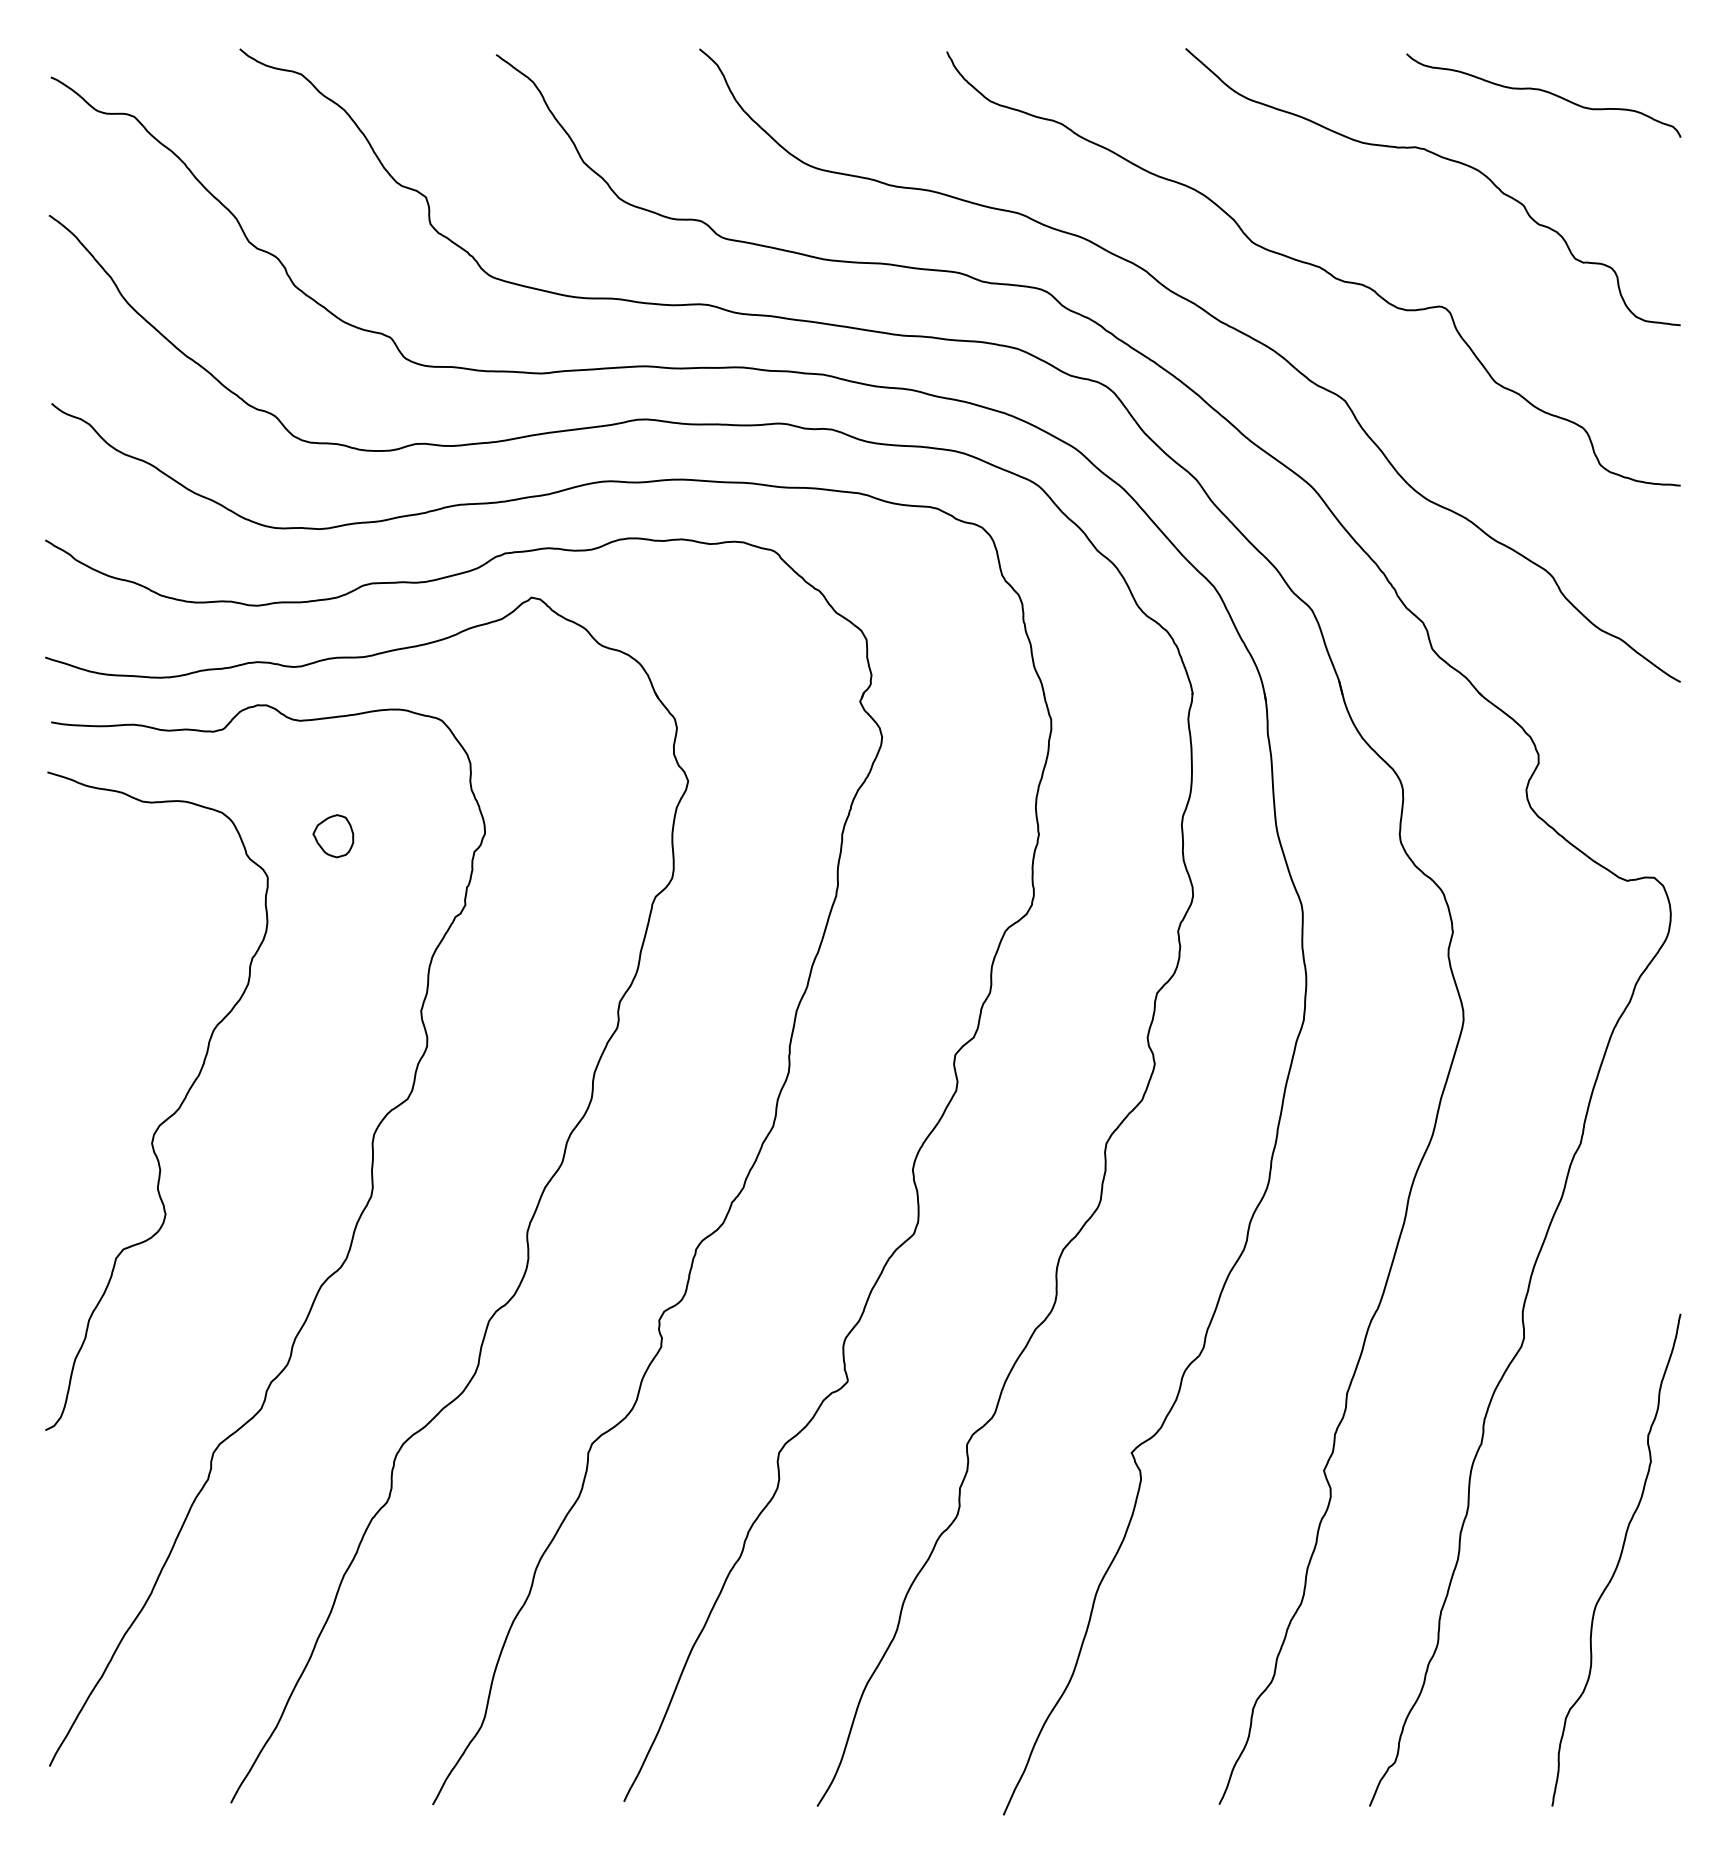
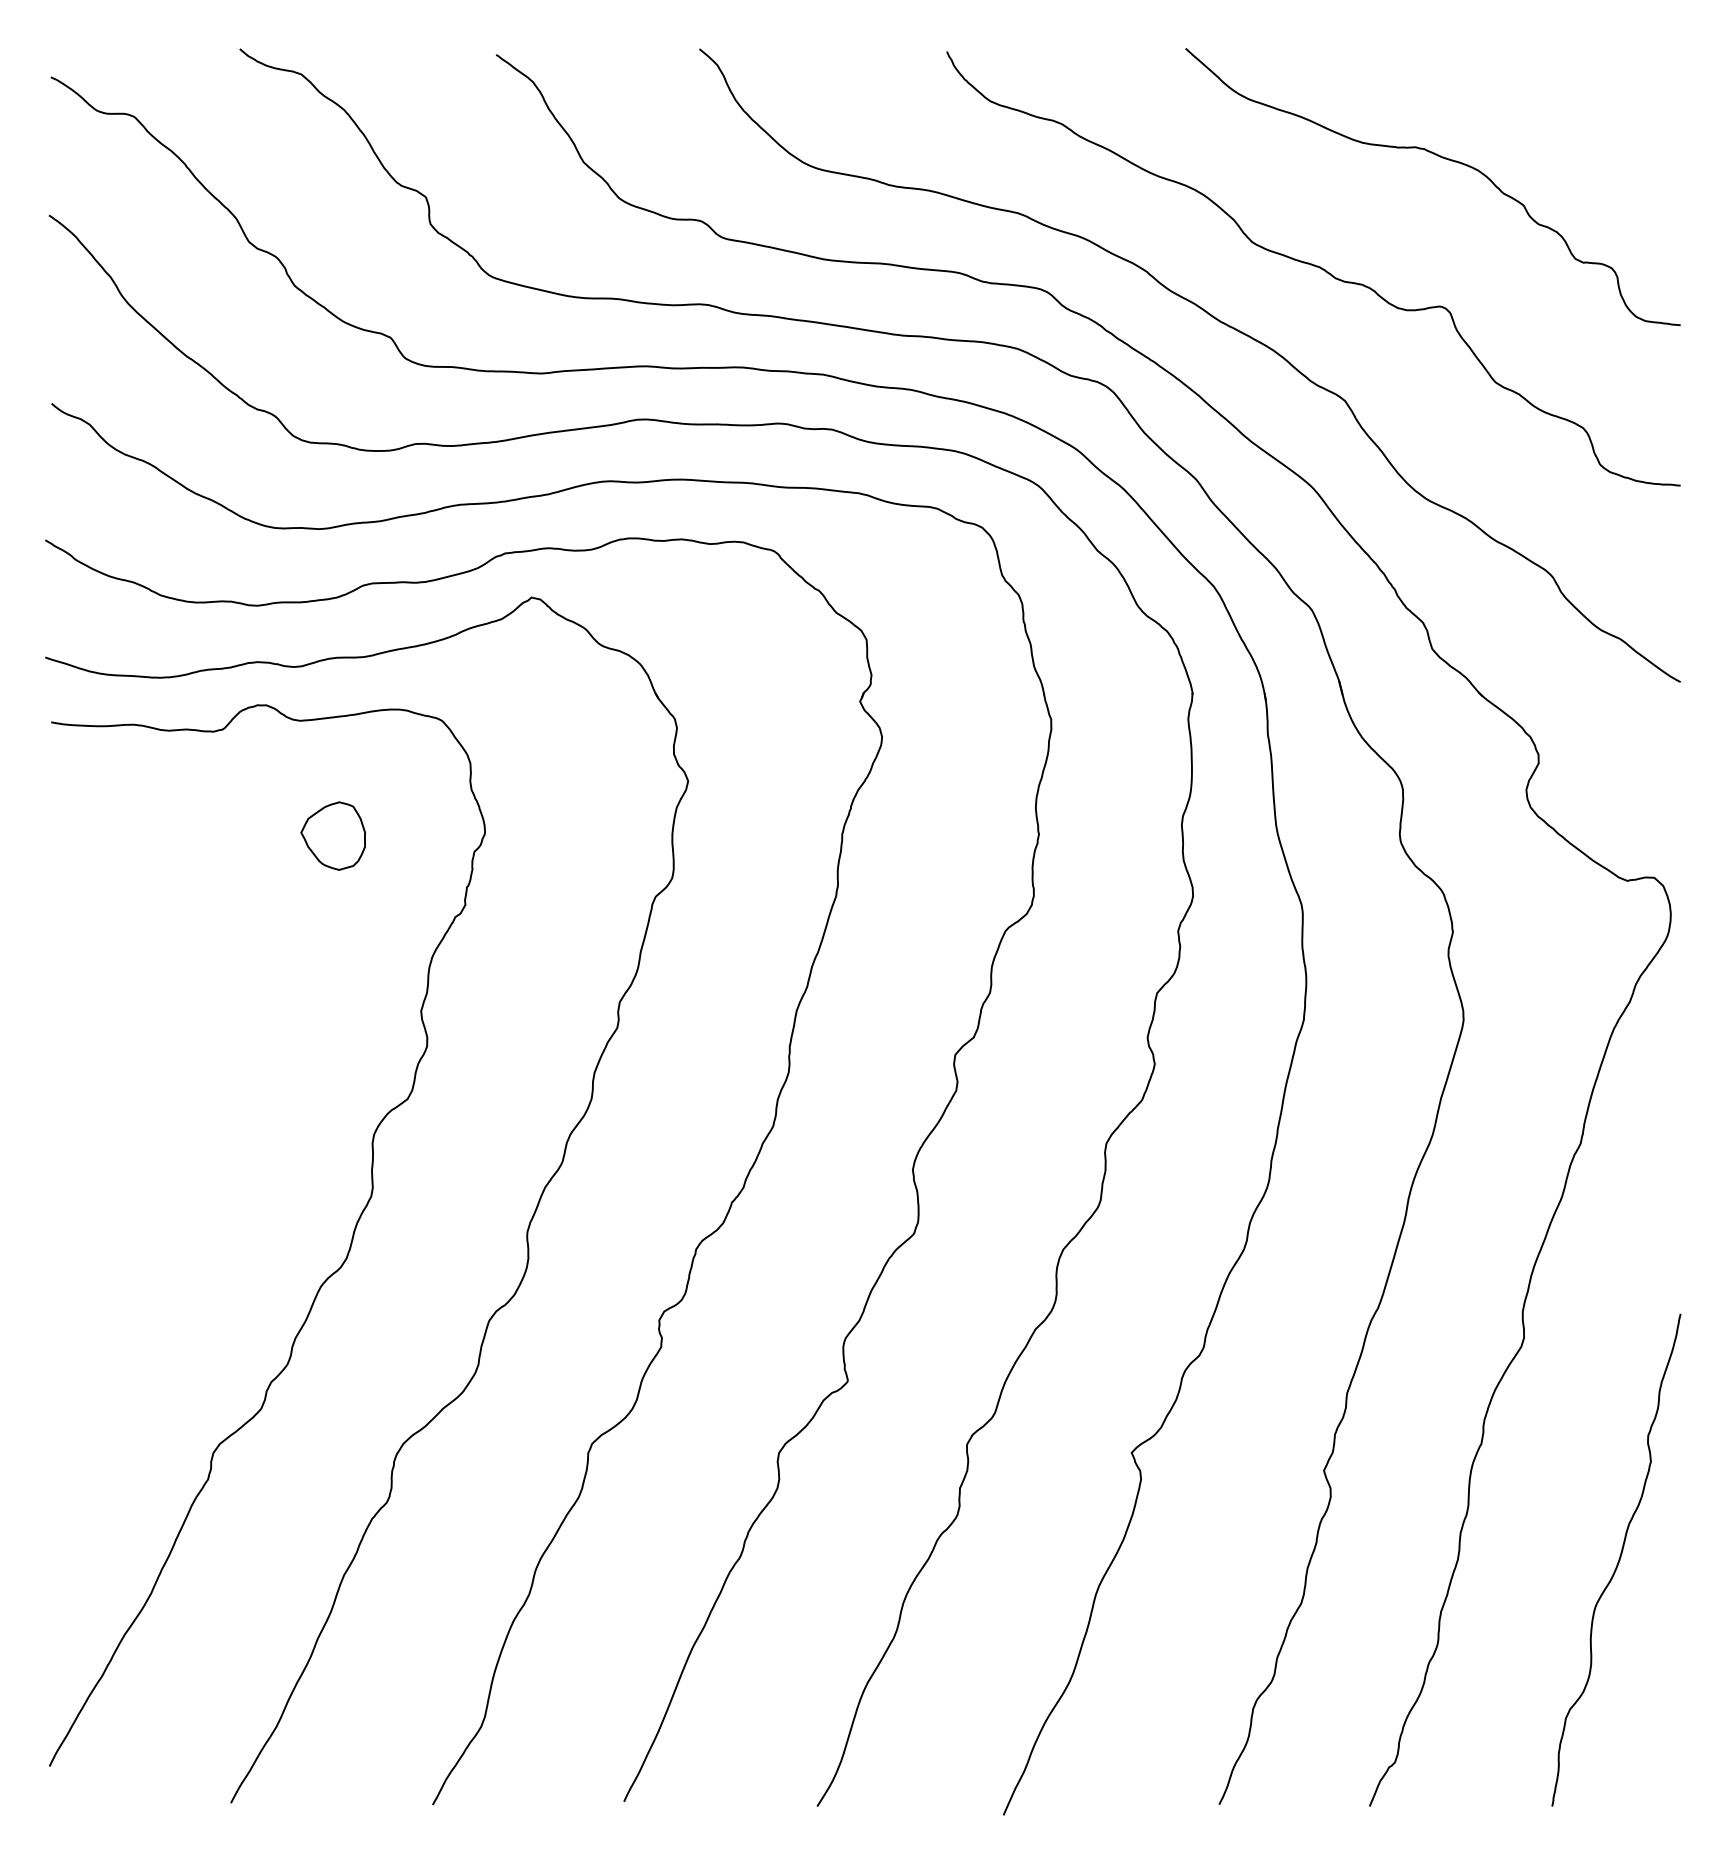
curve: present -> none (1545, 92)
part size: 43x45 px -> 66x70 px (332, 835)
curve: present -> none (167, 1117)
